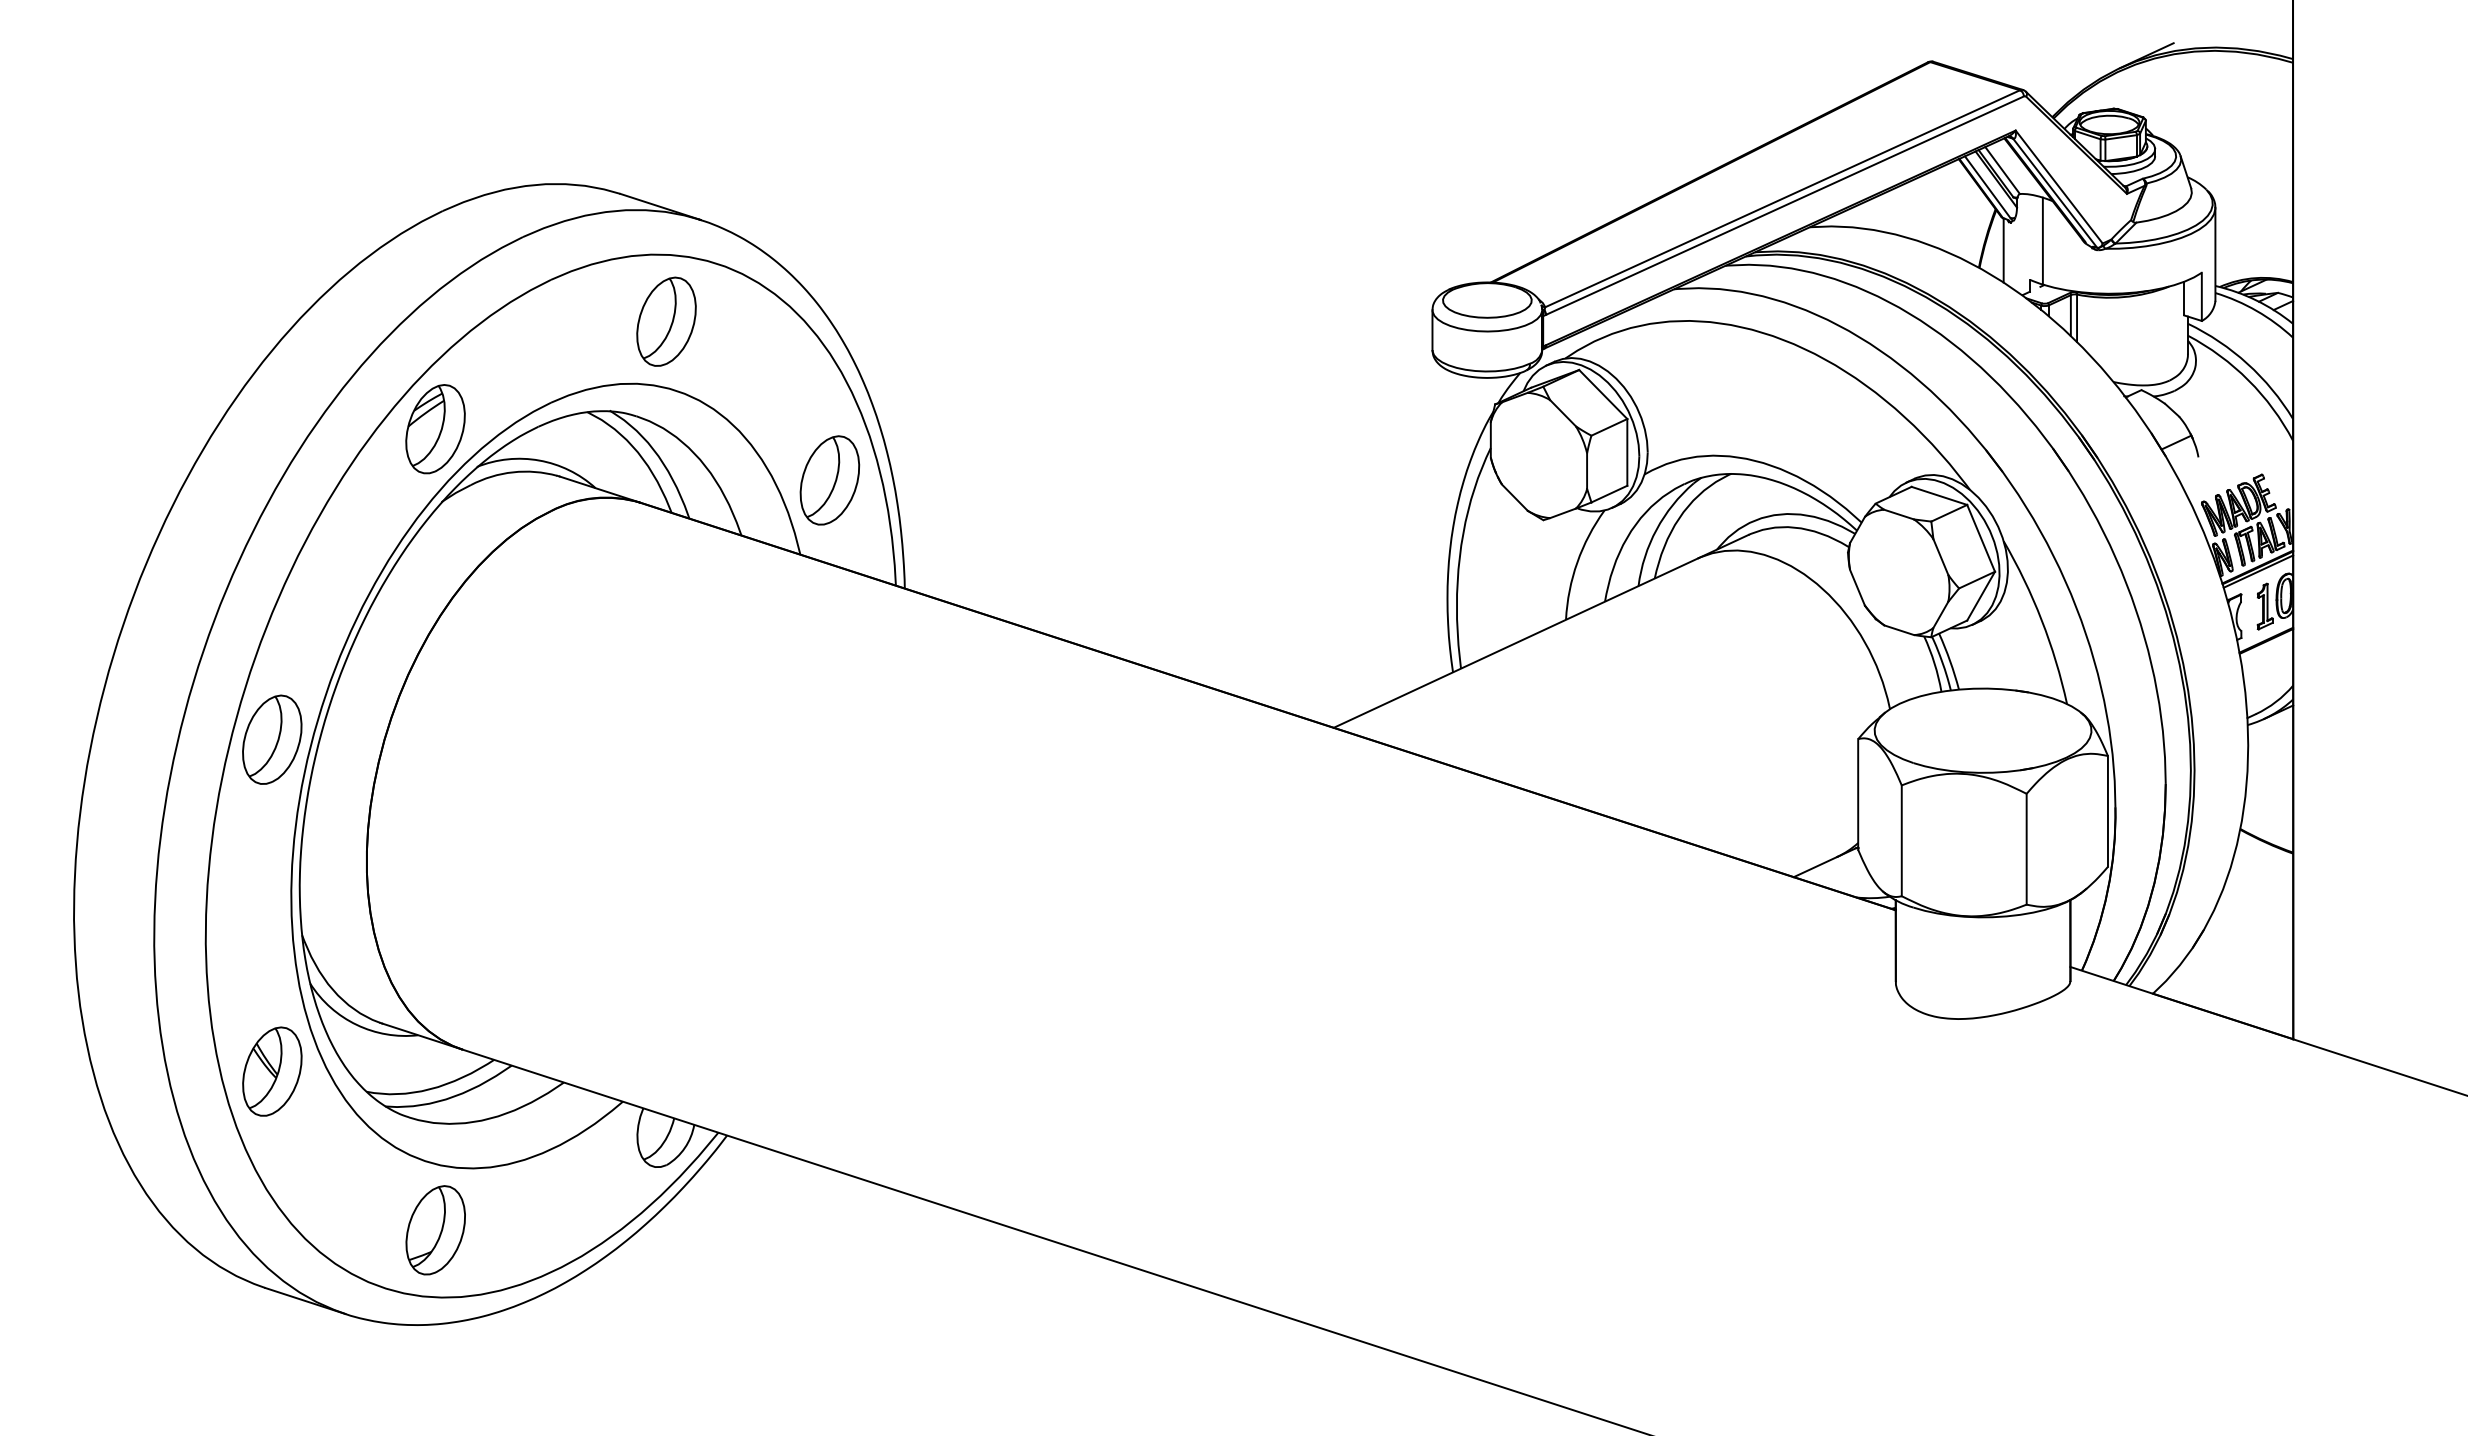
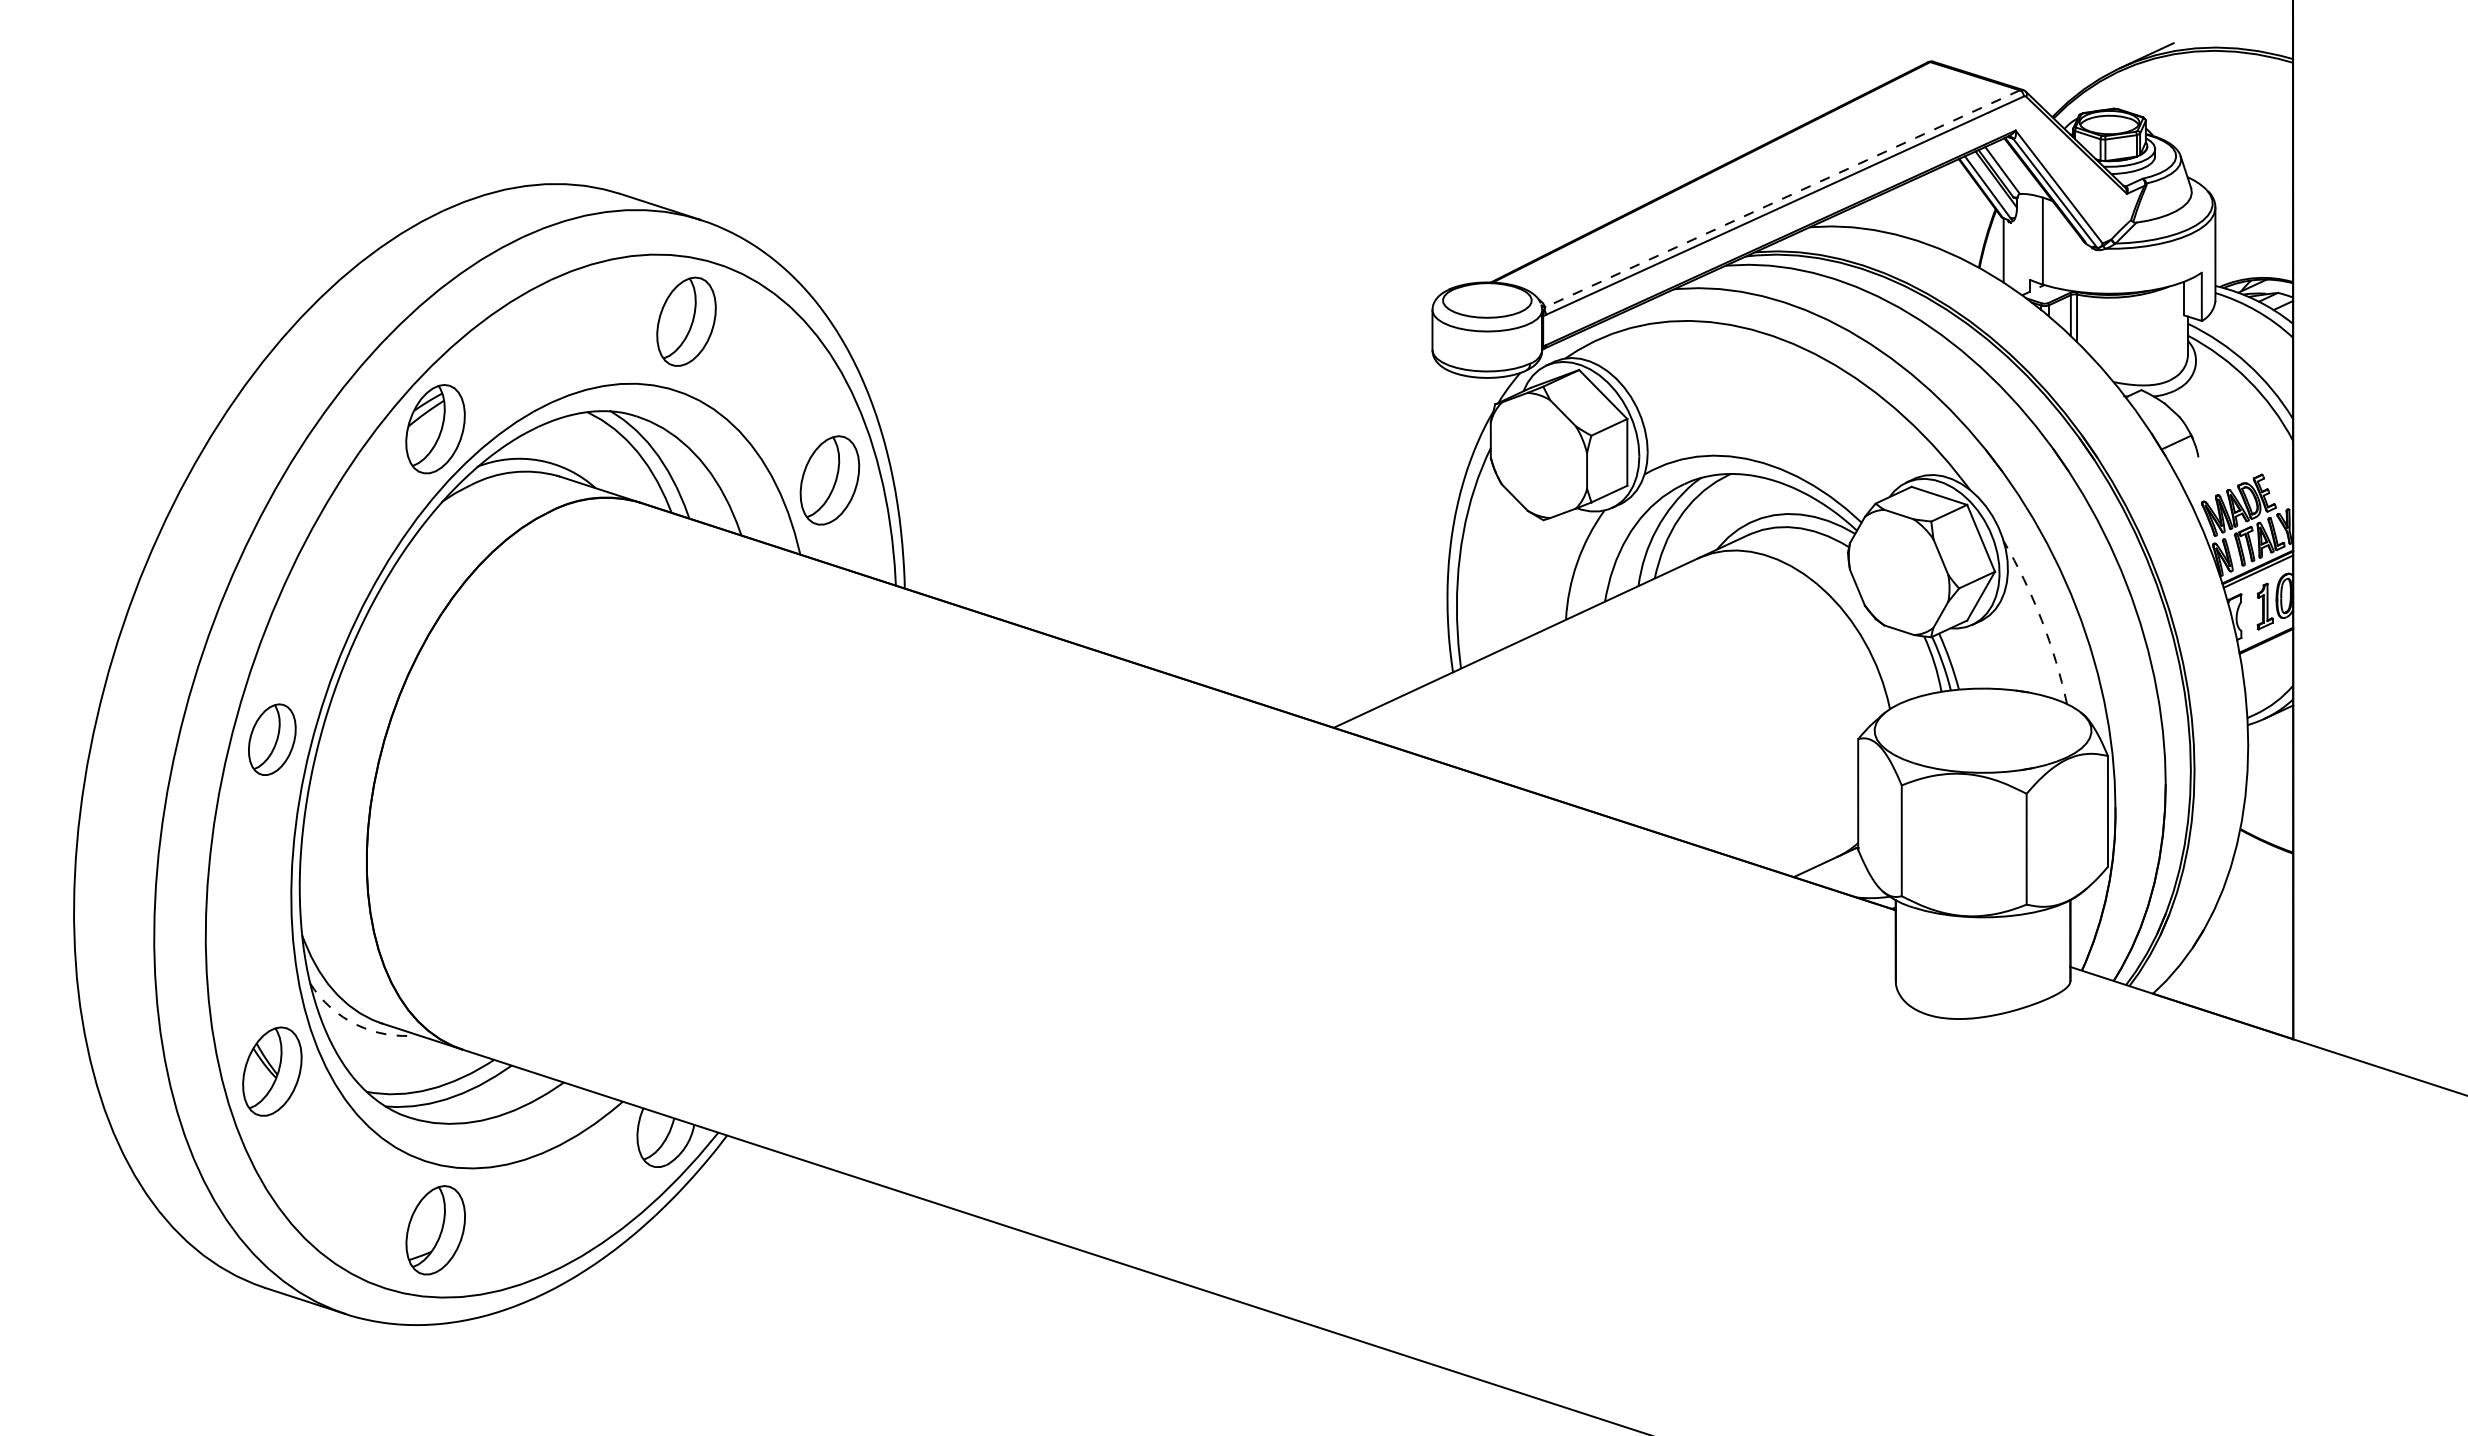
line: solid -> dashed (1782, 198)
part position: (666, 321) -> (686, 321) (686, 321)
arc: solid -> dashed (2041, 620)
part size: 61x91 px -> 49x73 px (272, 739)
arc: solid -> dashed (356, 1024)
